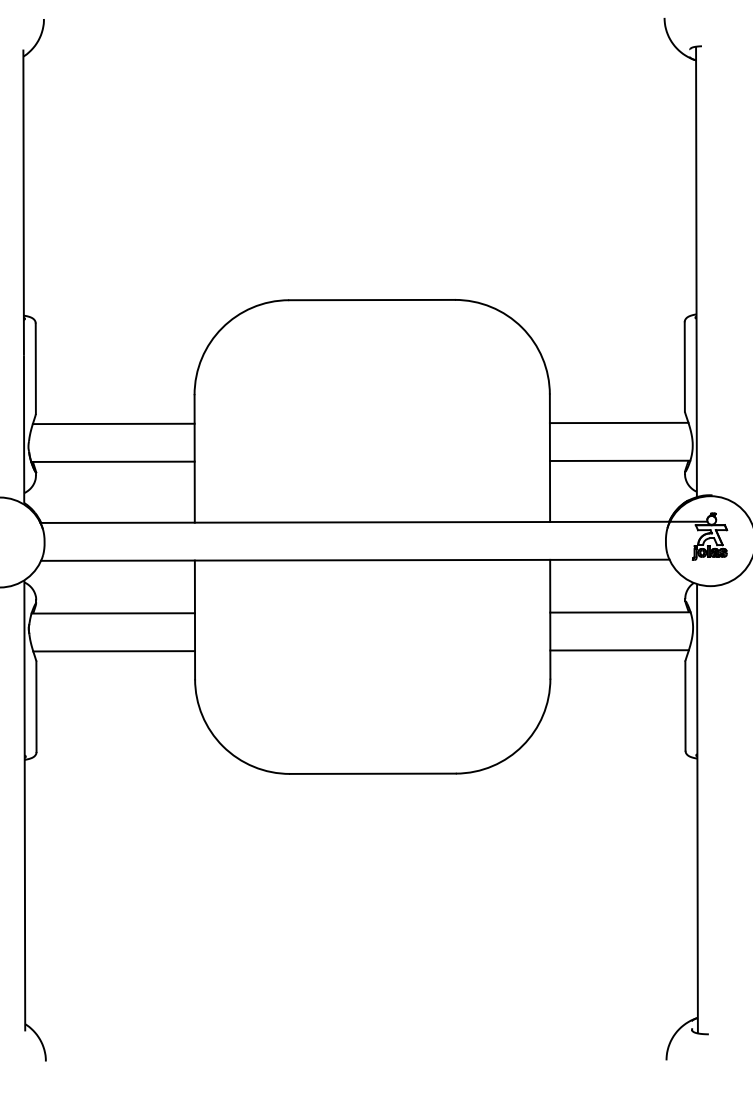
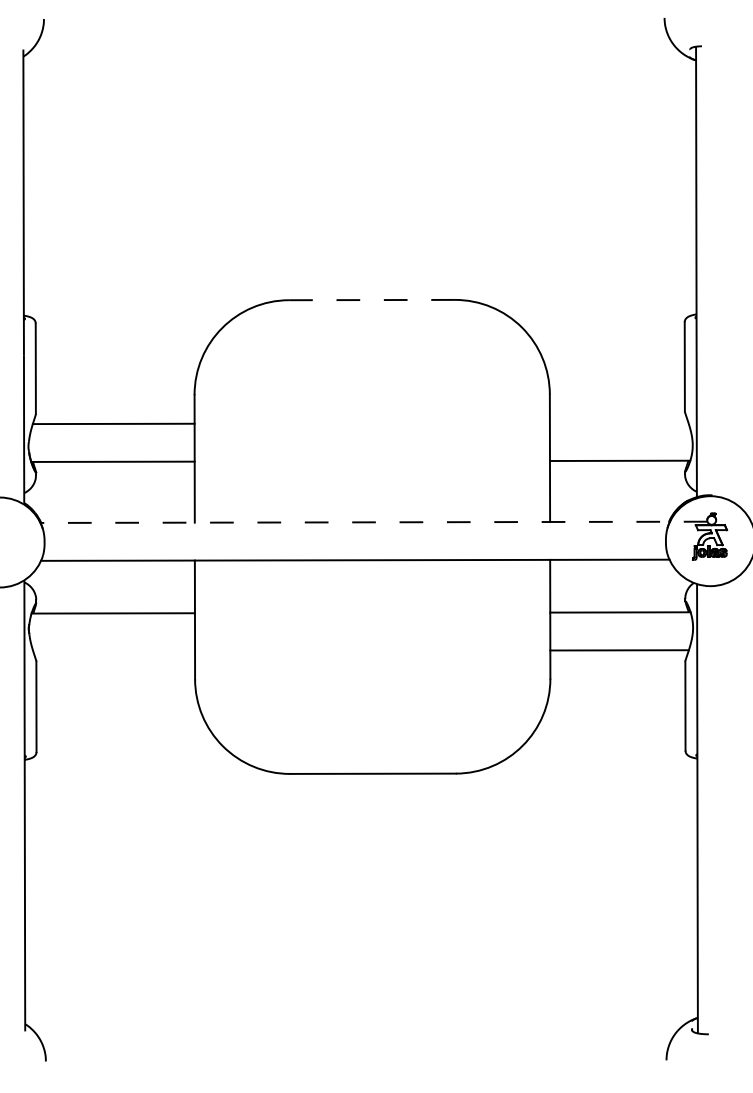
line: solid -> dashed (372, 300)
line: present -> none (618, 422)
line: solid -> dashed (373, 522)
line: present -> none (114, 651)
